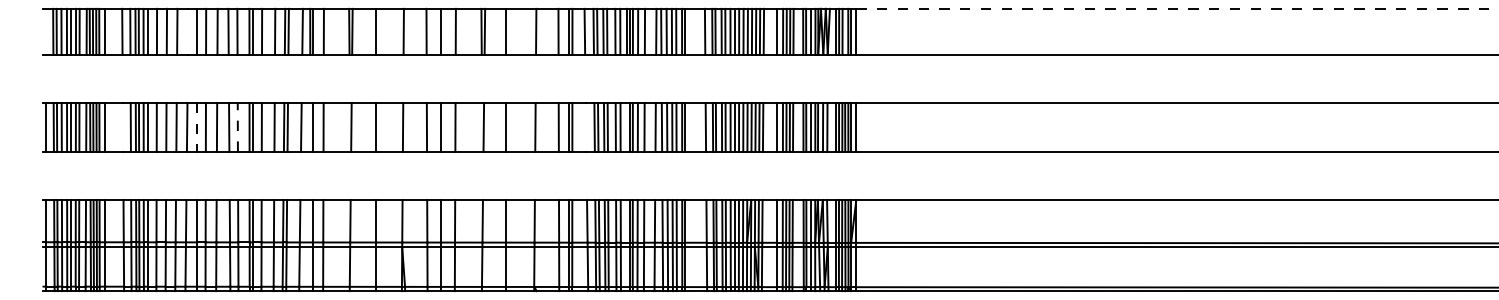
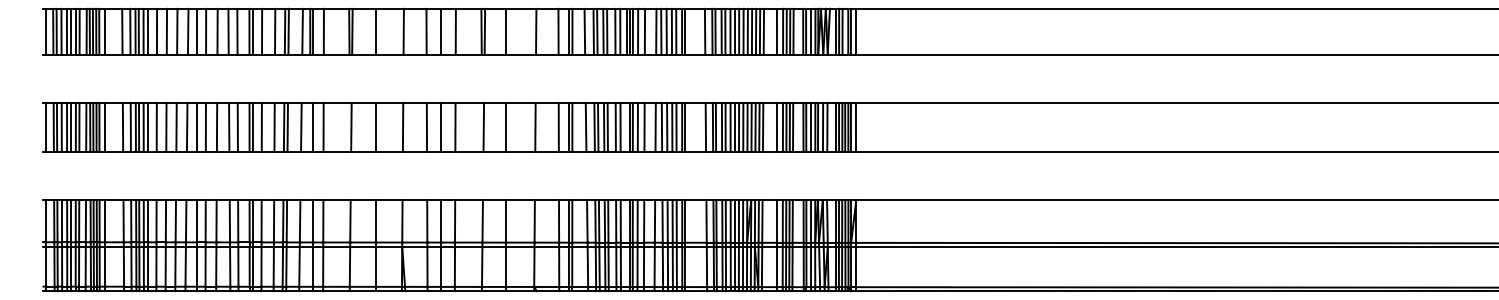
line: dashed -> solid (1177, 8)
line: none -> present (46, 31)
line: none -> present (187, 31)
line: none -> present (122, 126)
line: dashed -> solid (237, 126)
line: none -> present (585, 126)
line: dashed -> solid (197, 127)
